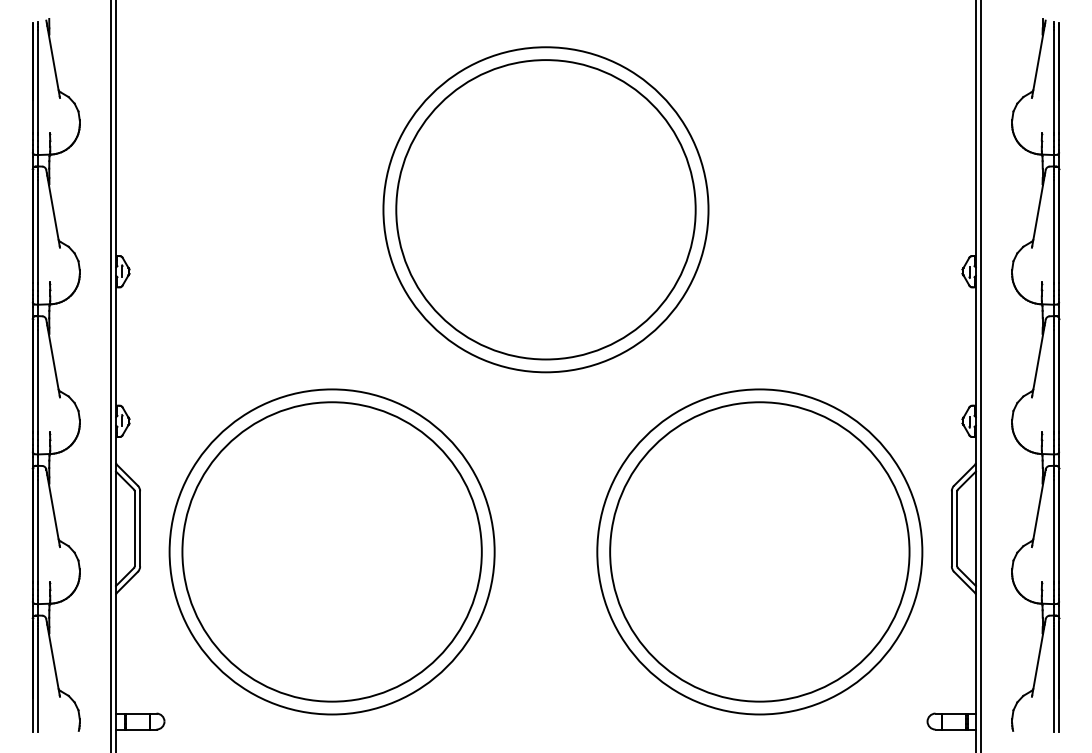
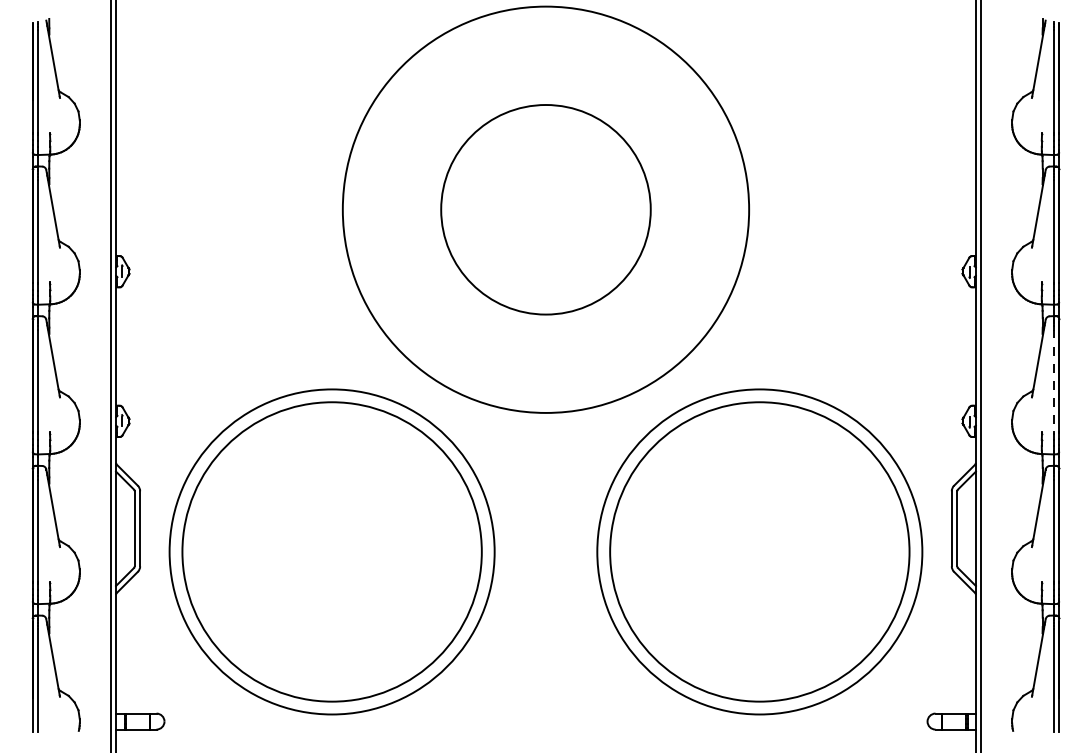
circle diameter: 299 px -> 210 px (545, 209)
circle diameter: 325 px -> 406 px (545, 209)
line: solid -> dashed (1054, 381)
